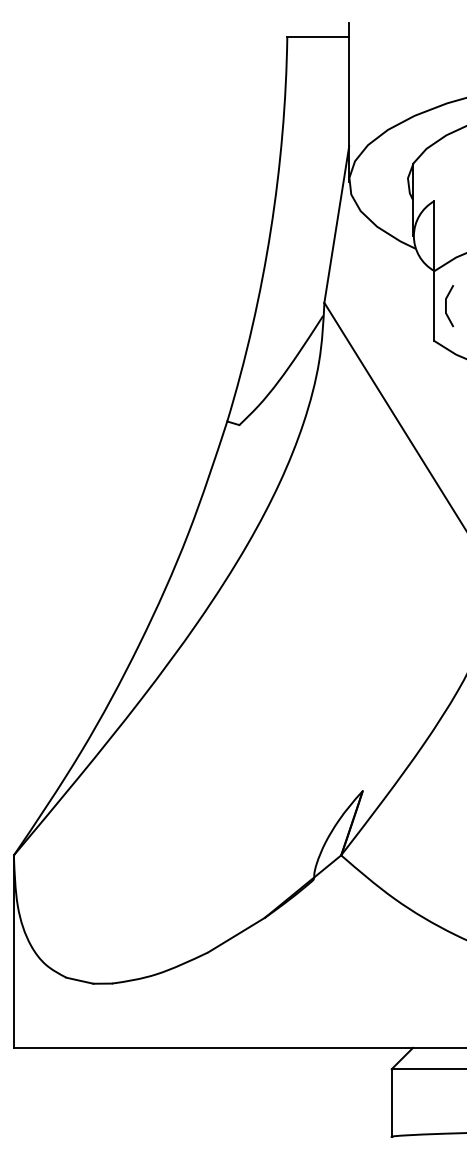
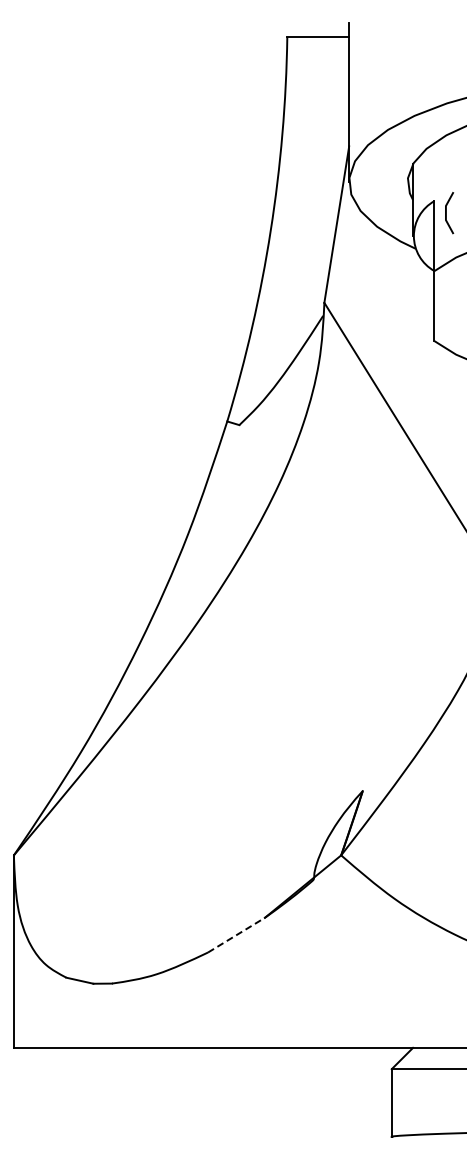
line position: (446, 306) -> (446, 213) (446, 213)
line: solid -> dashed (236, 934)
